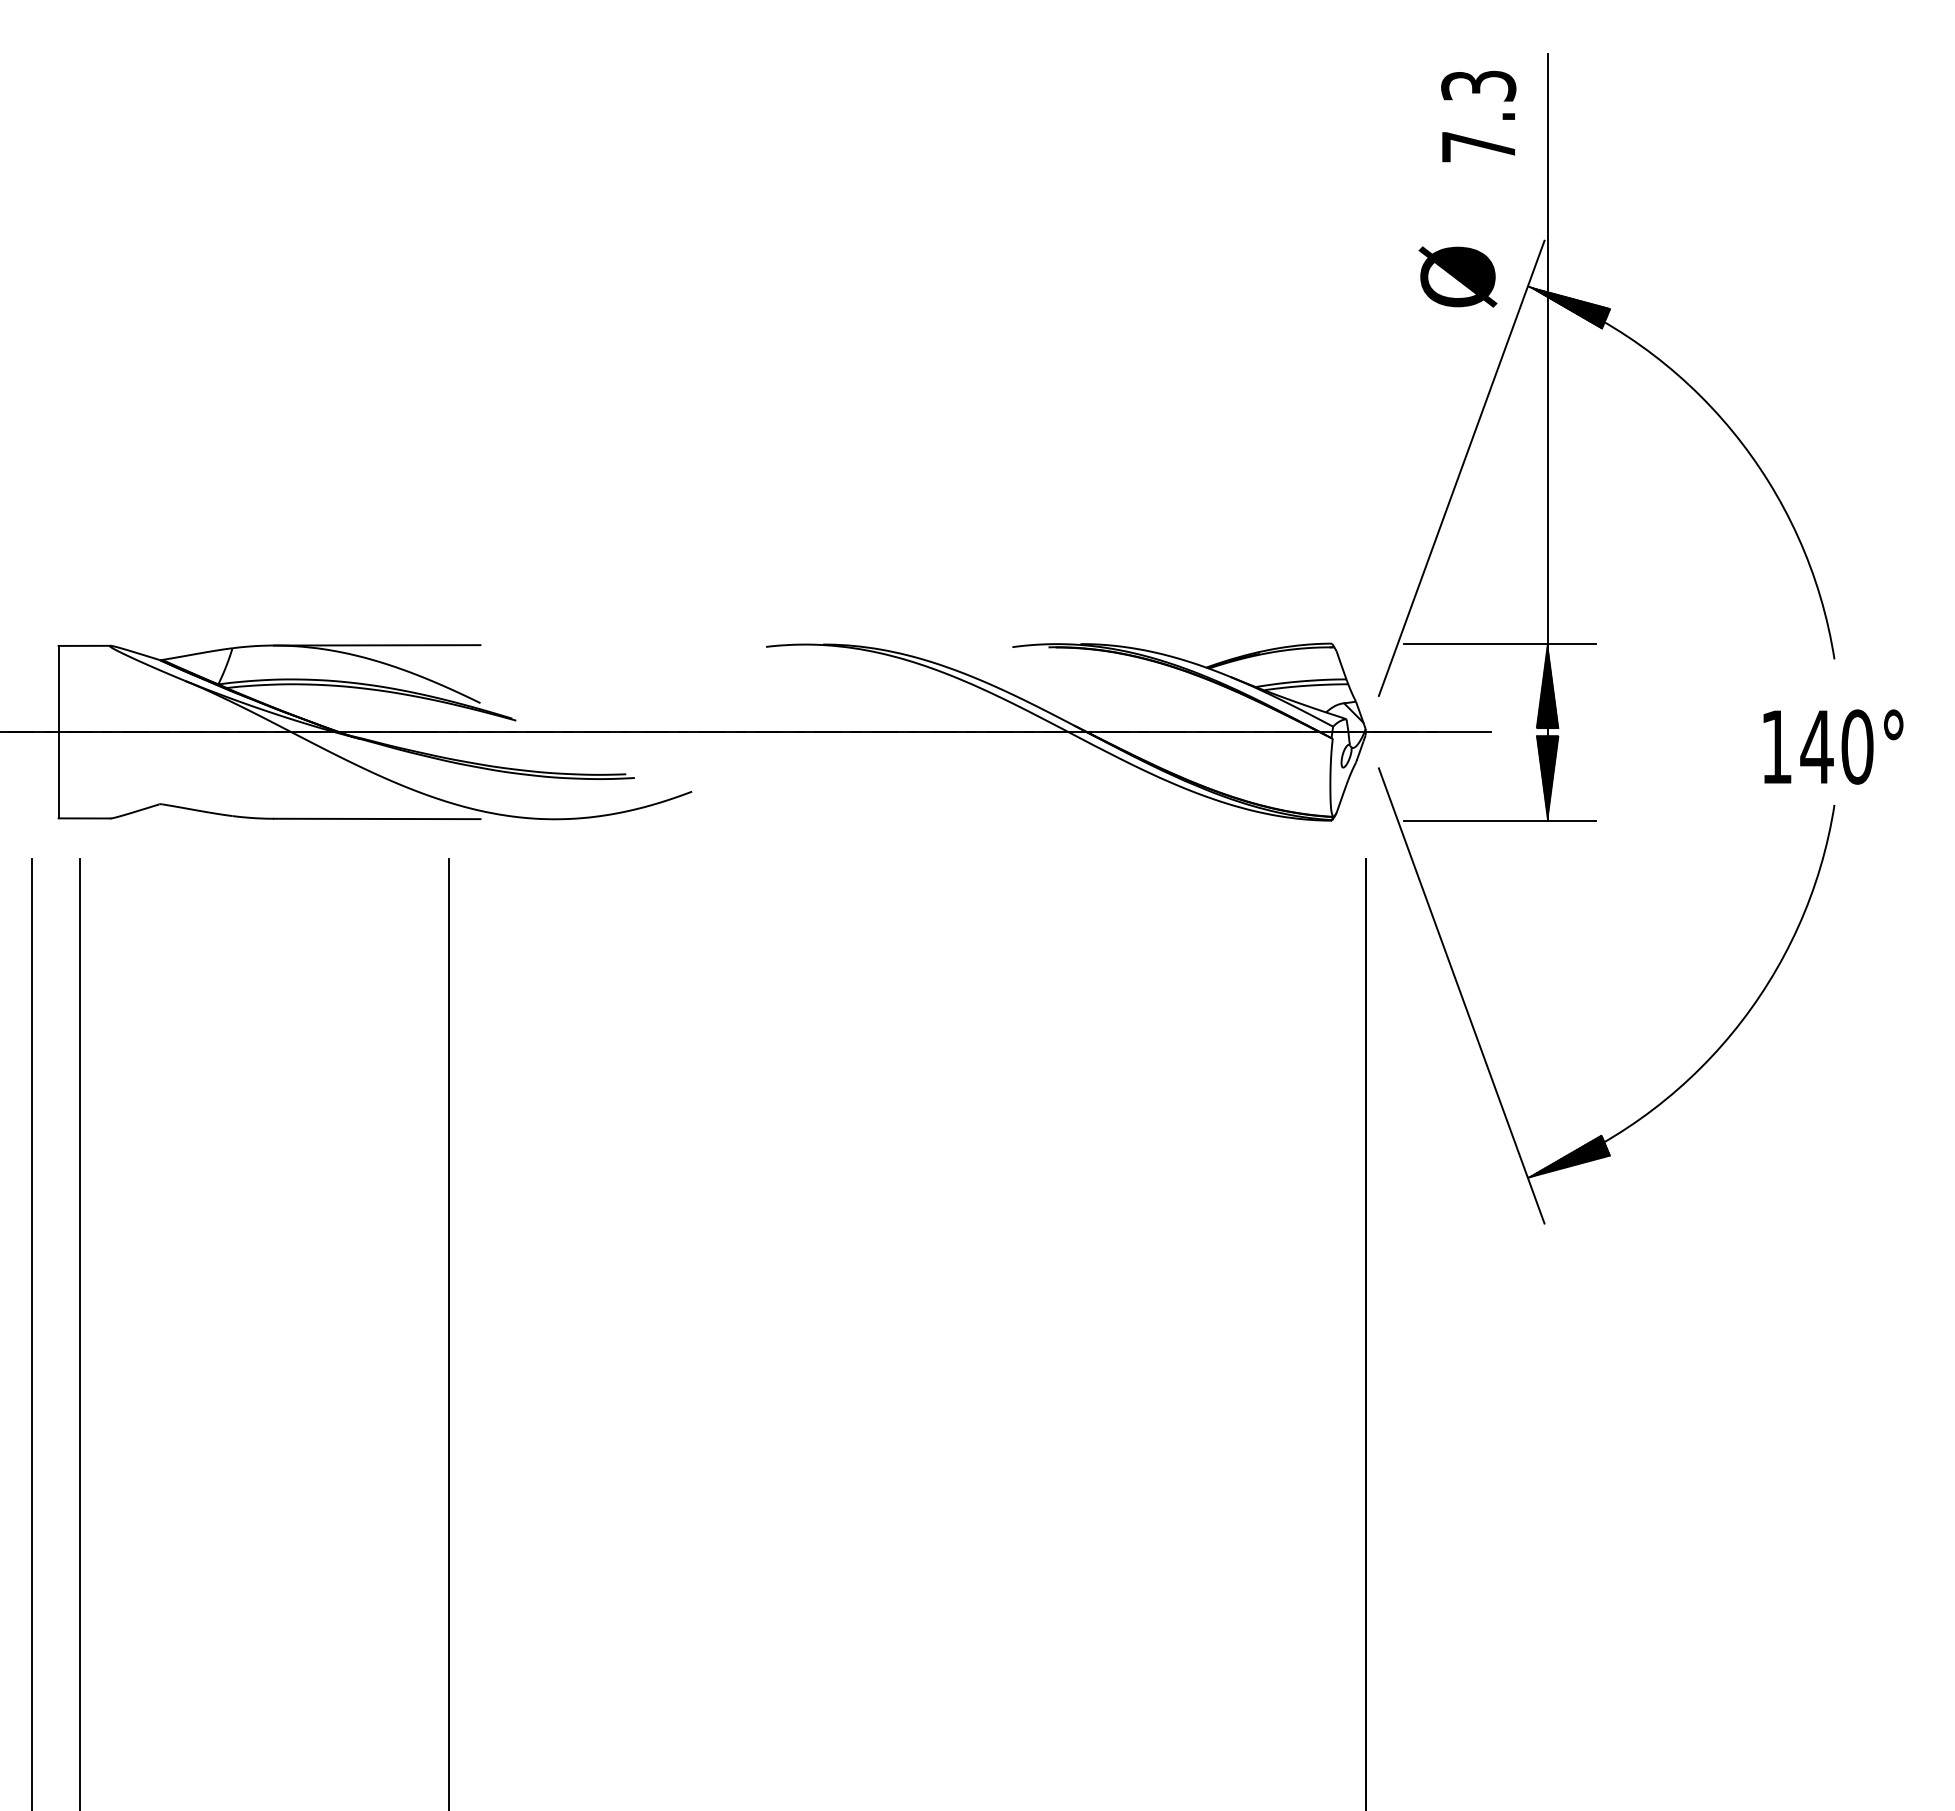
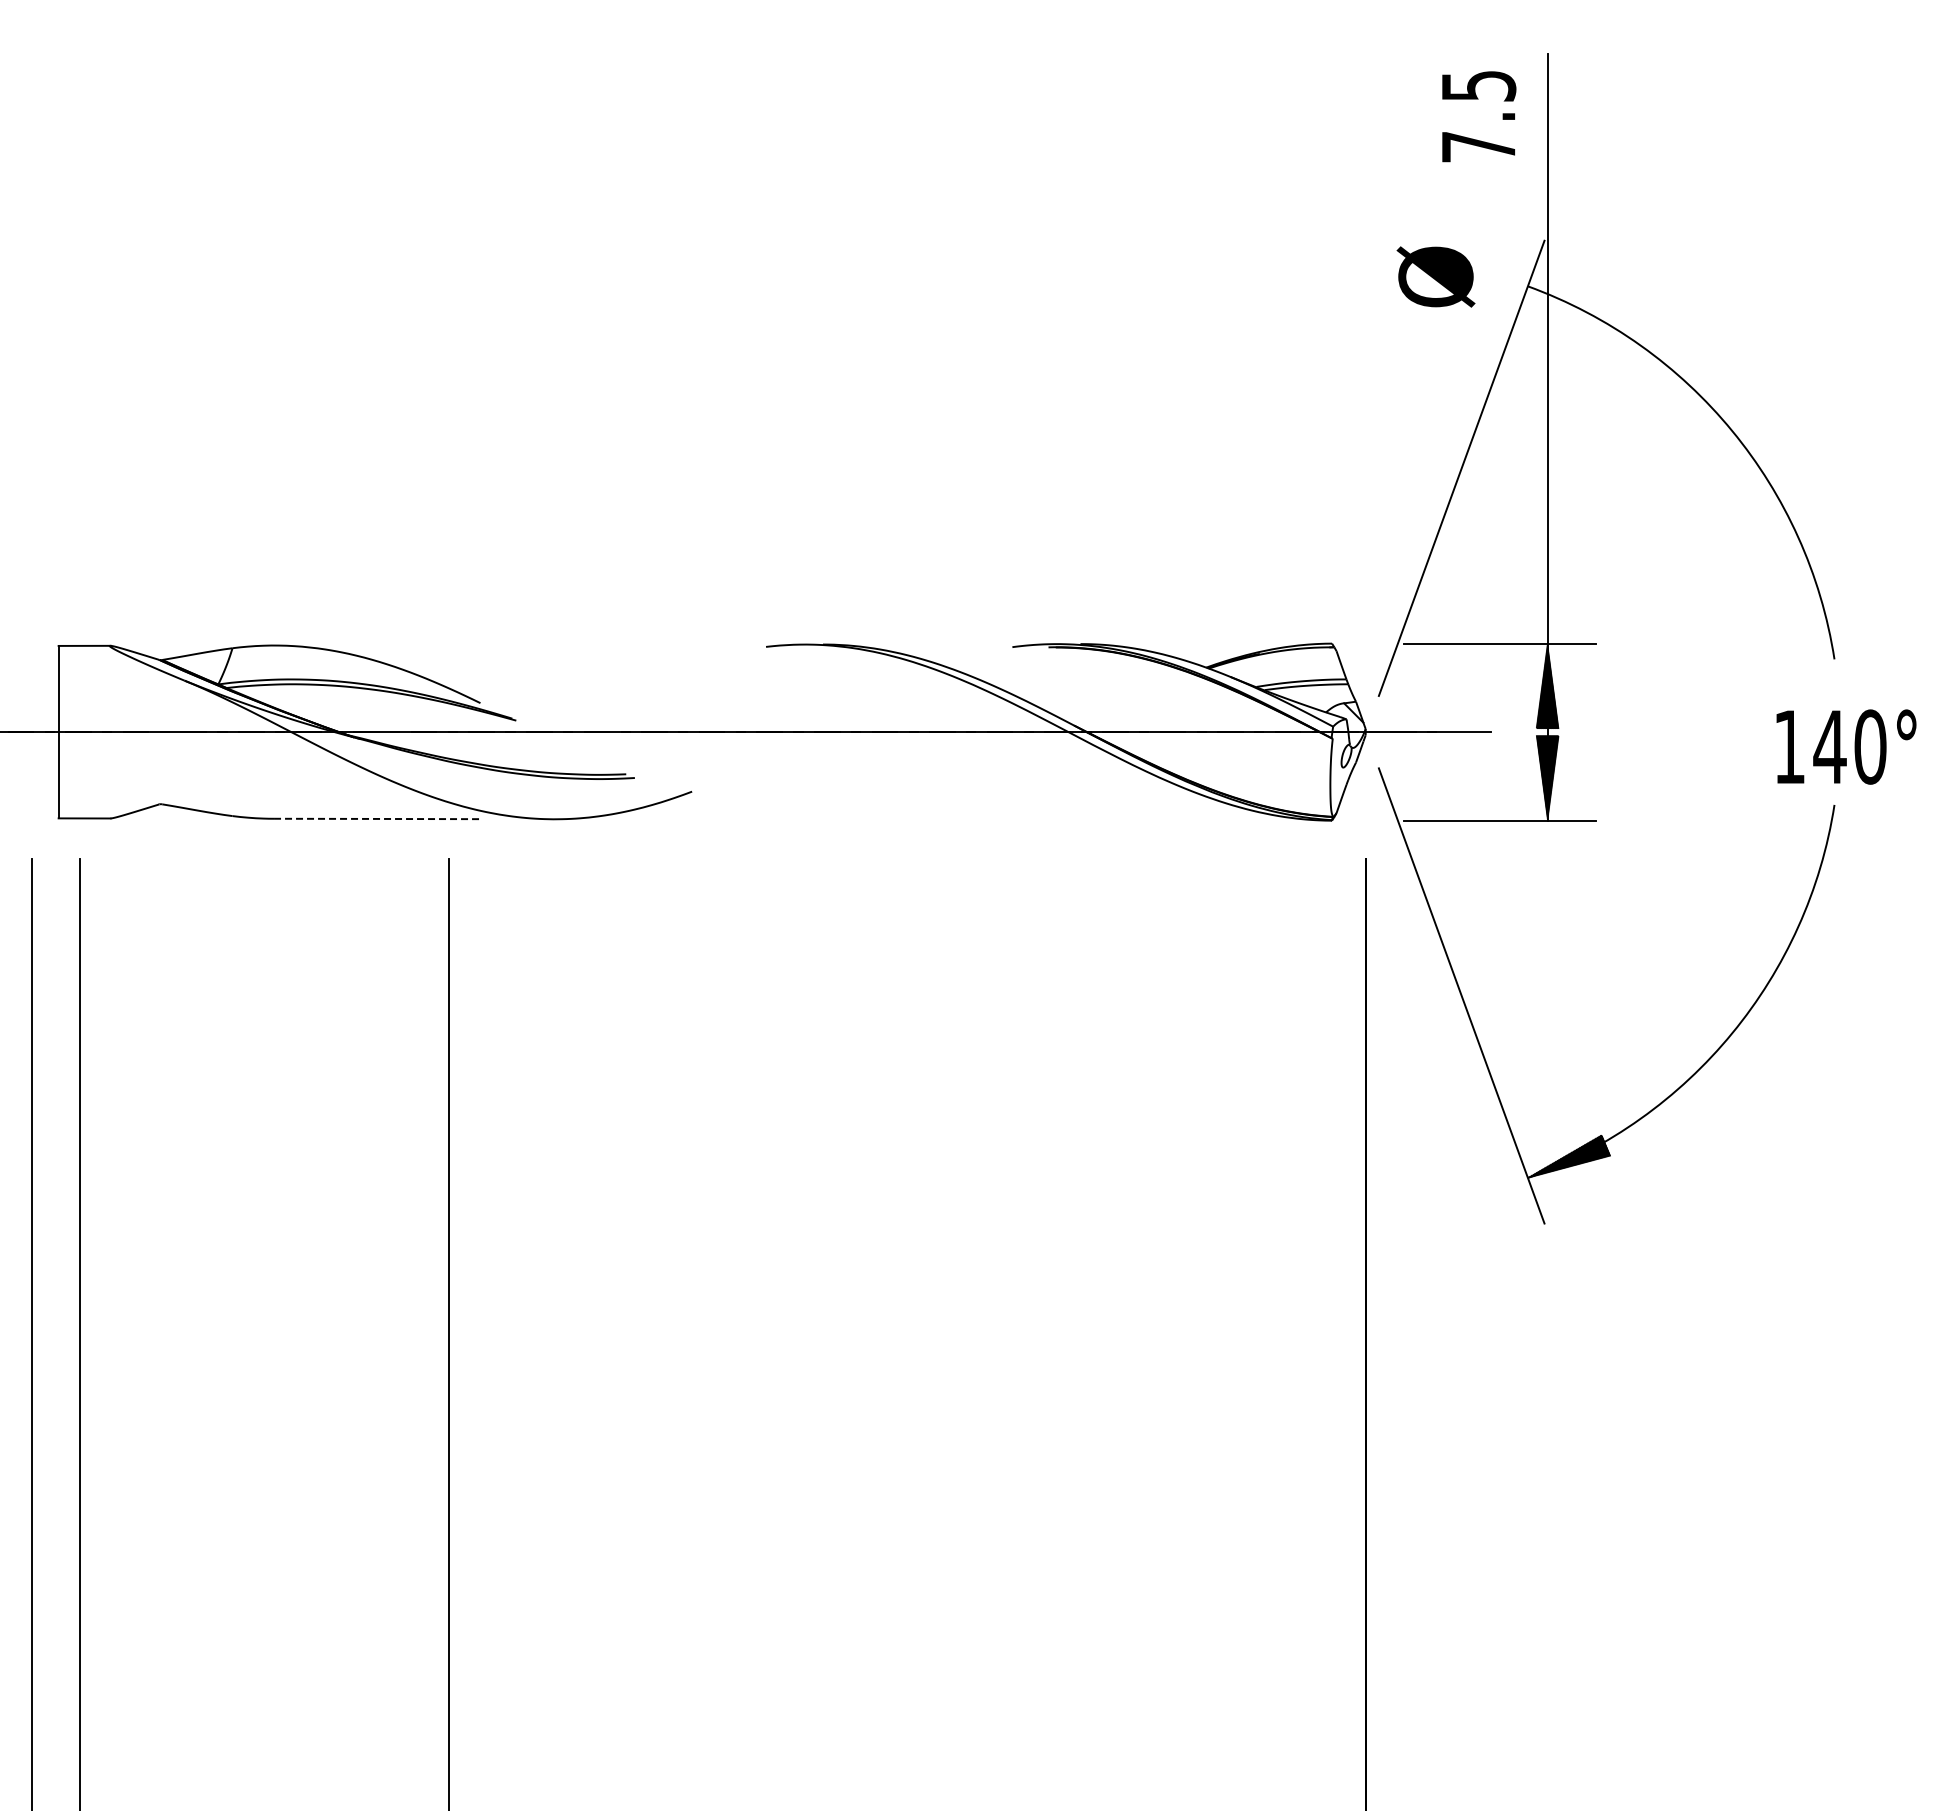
text: 7.3 -> 7.5 (1478, 85)
text position: (1457, 276) -> (1435, 276) (1435, 276)
hatch: present -> none (1569, 307)
line: present -> none (377, 645)
text position: (1833, 746) -> (1846, 746) (1846, 746)
line: solid -> dashed (377, 818)
